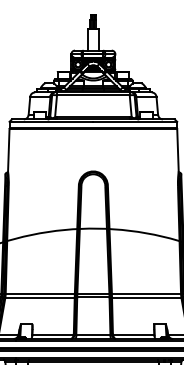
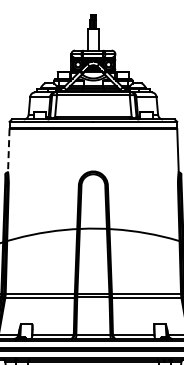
line: solid -> dashed (8, 150)
